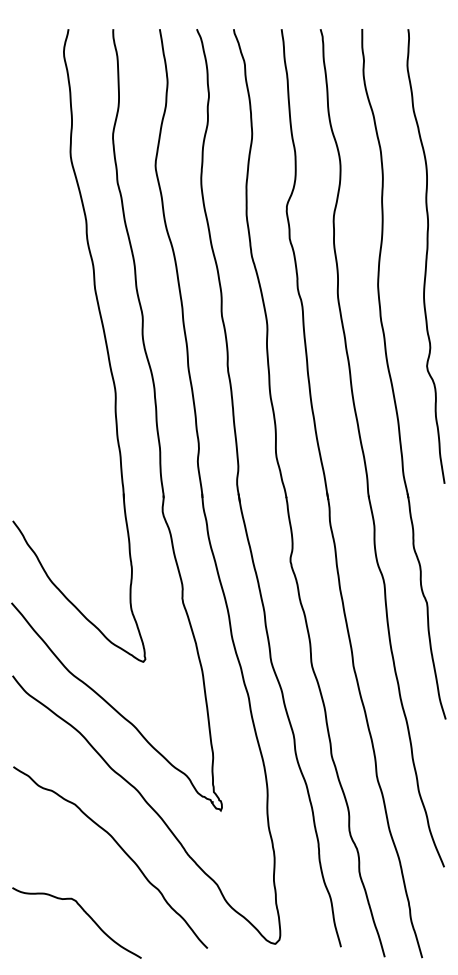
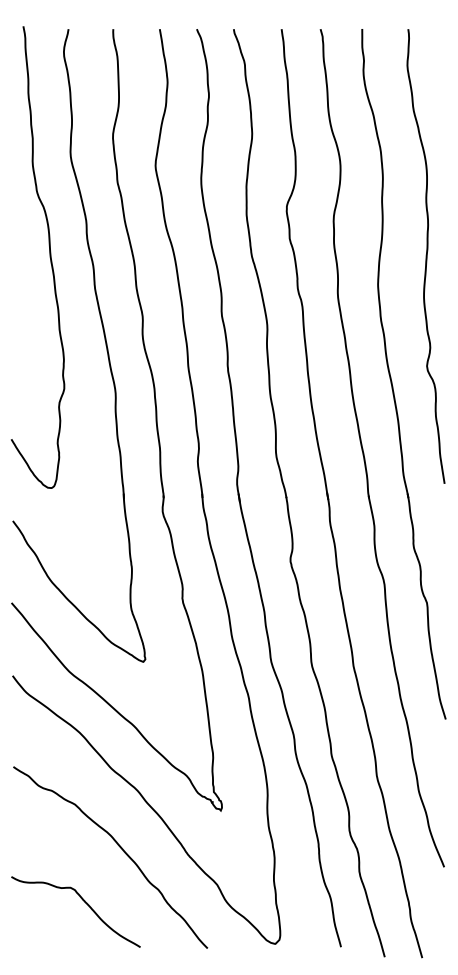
curve: none -> present (49, 257)
curve position: (85, 913) -> (84, 902) (84, 902)
